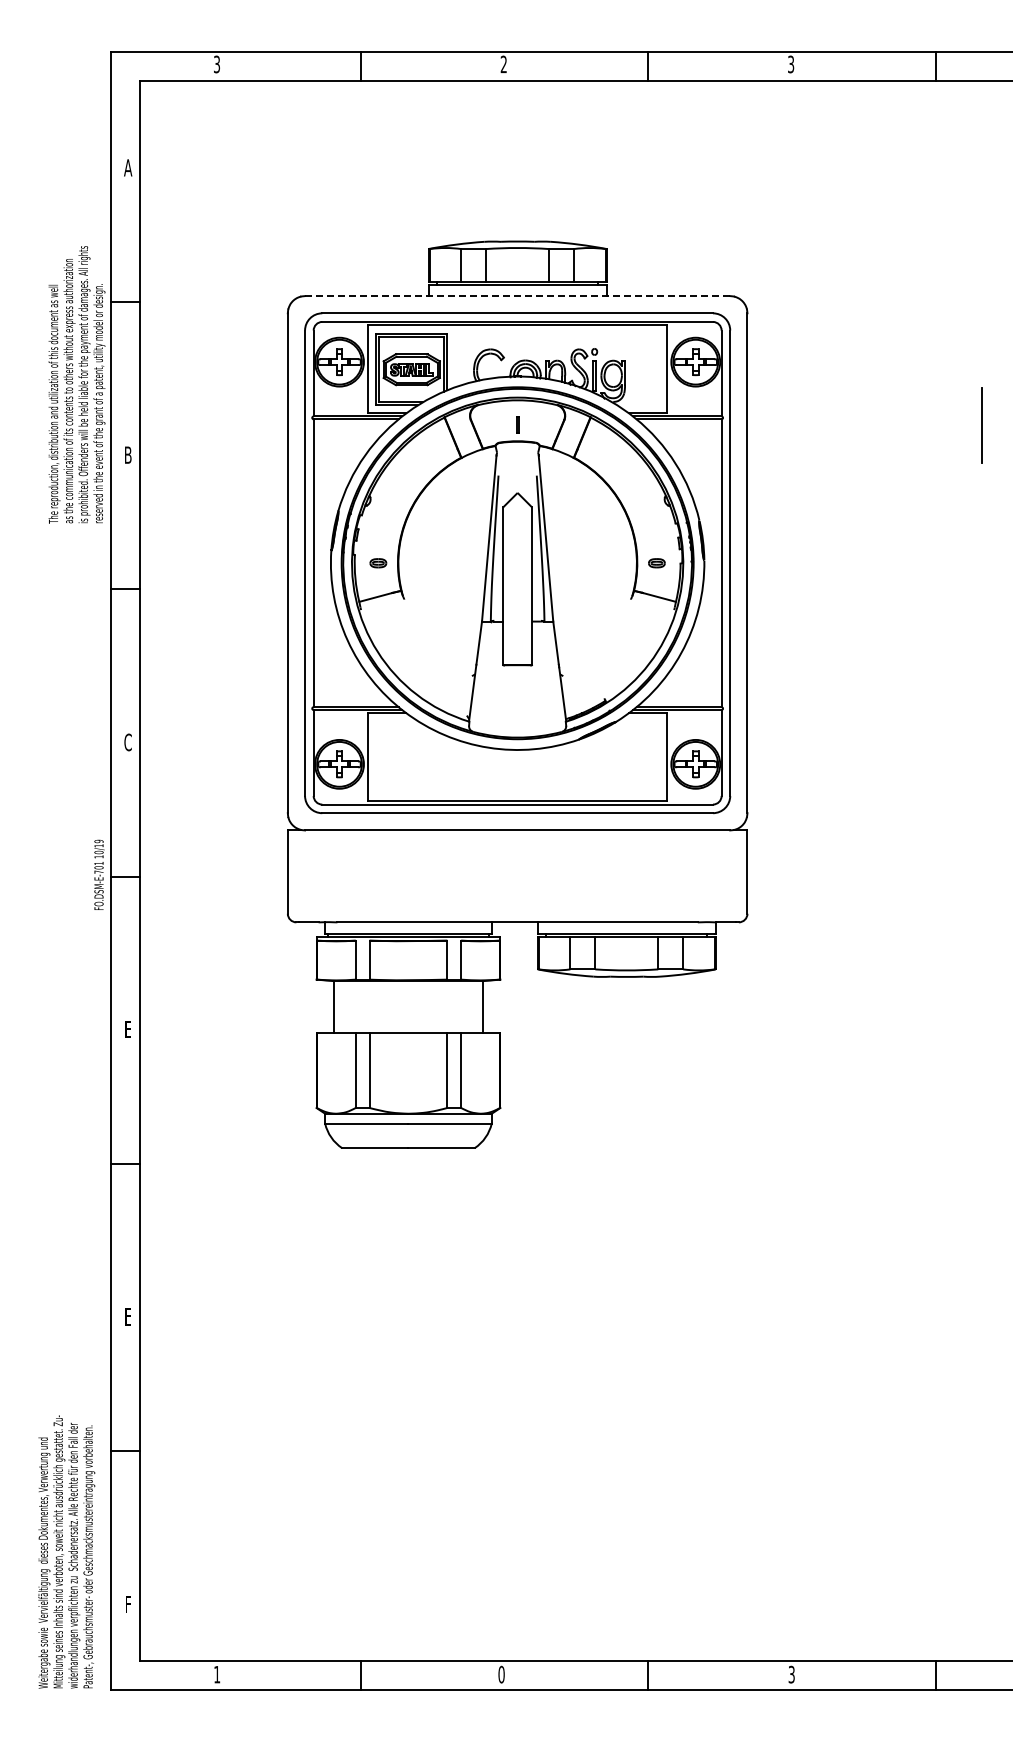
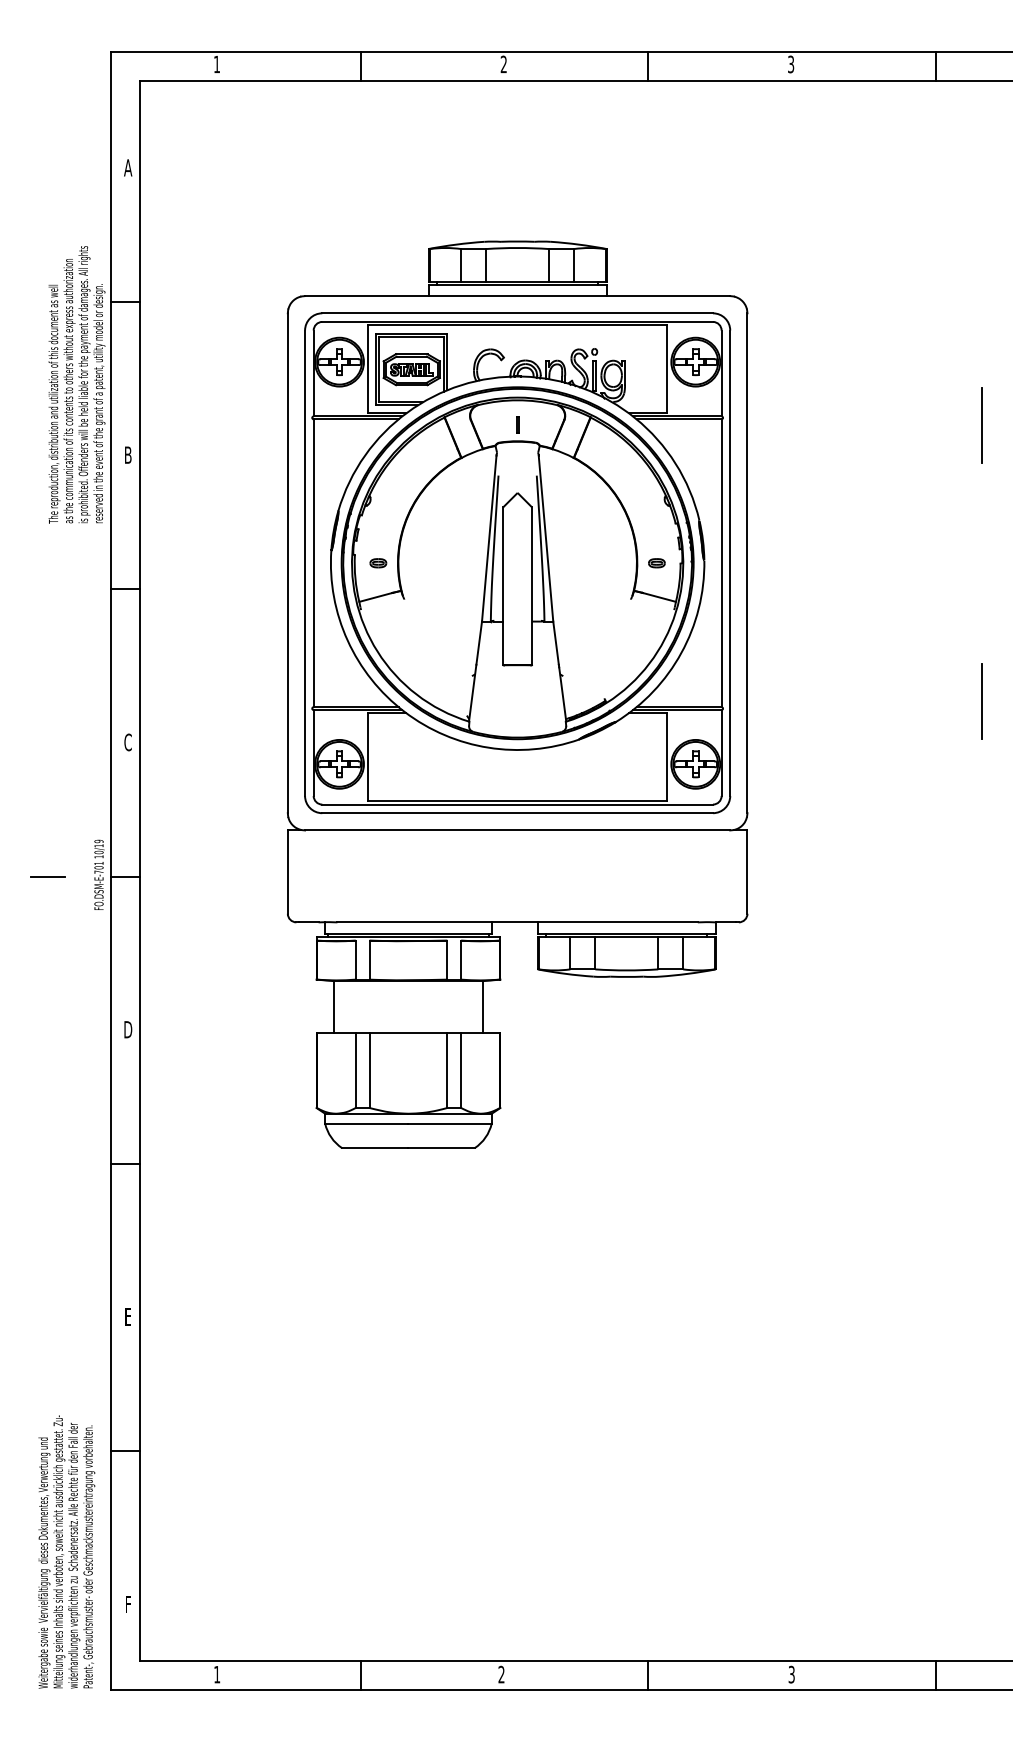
text: 3 -> 1 (216, 64)
line: dashed -> solid (517, 296)
line: none -> present (982, 700)
line: none -> present (47, 876)
text: E -> D (128, 1029)
text: 0 -> 2 (501, 1674)
